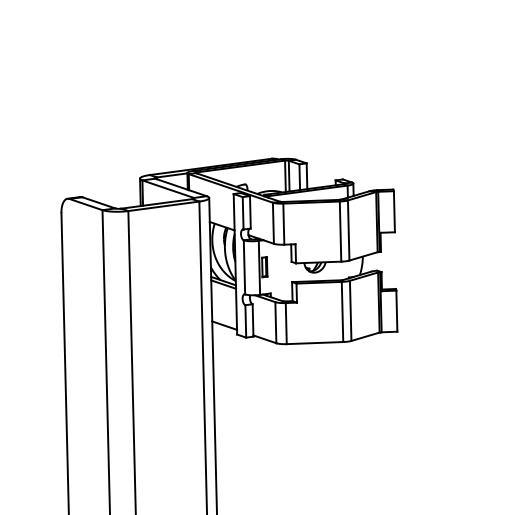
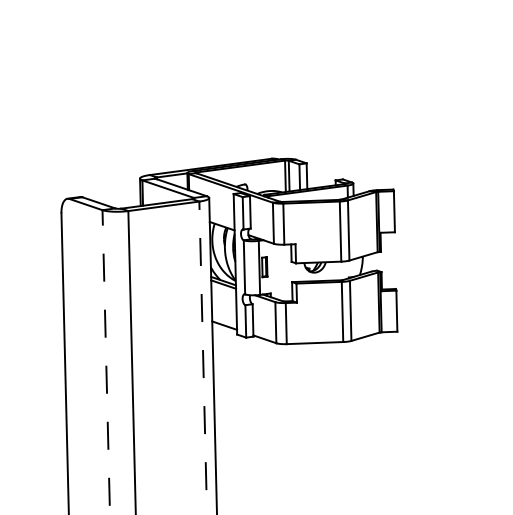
line: solid -> dashed (203, 357)
line: solid -> dashed (106, 361)
